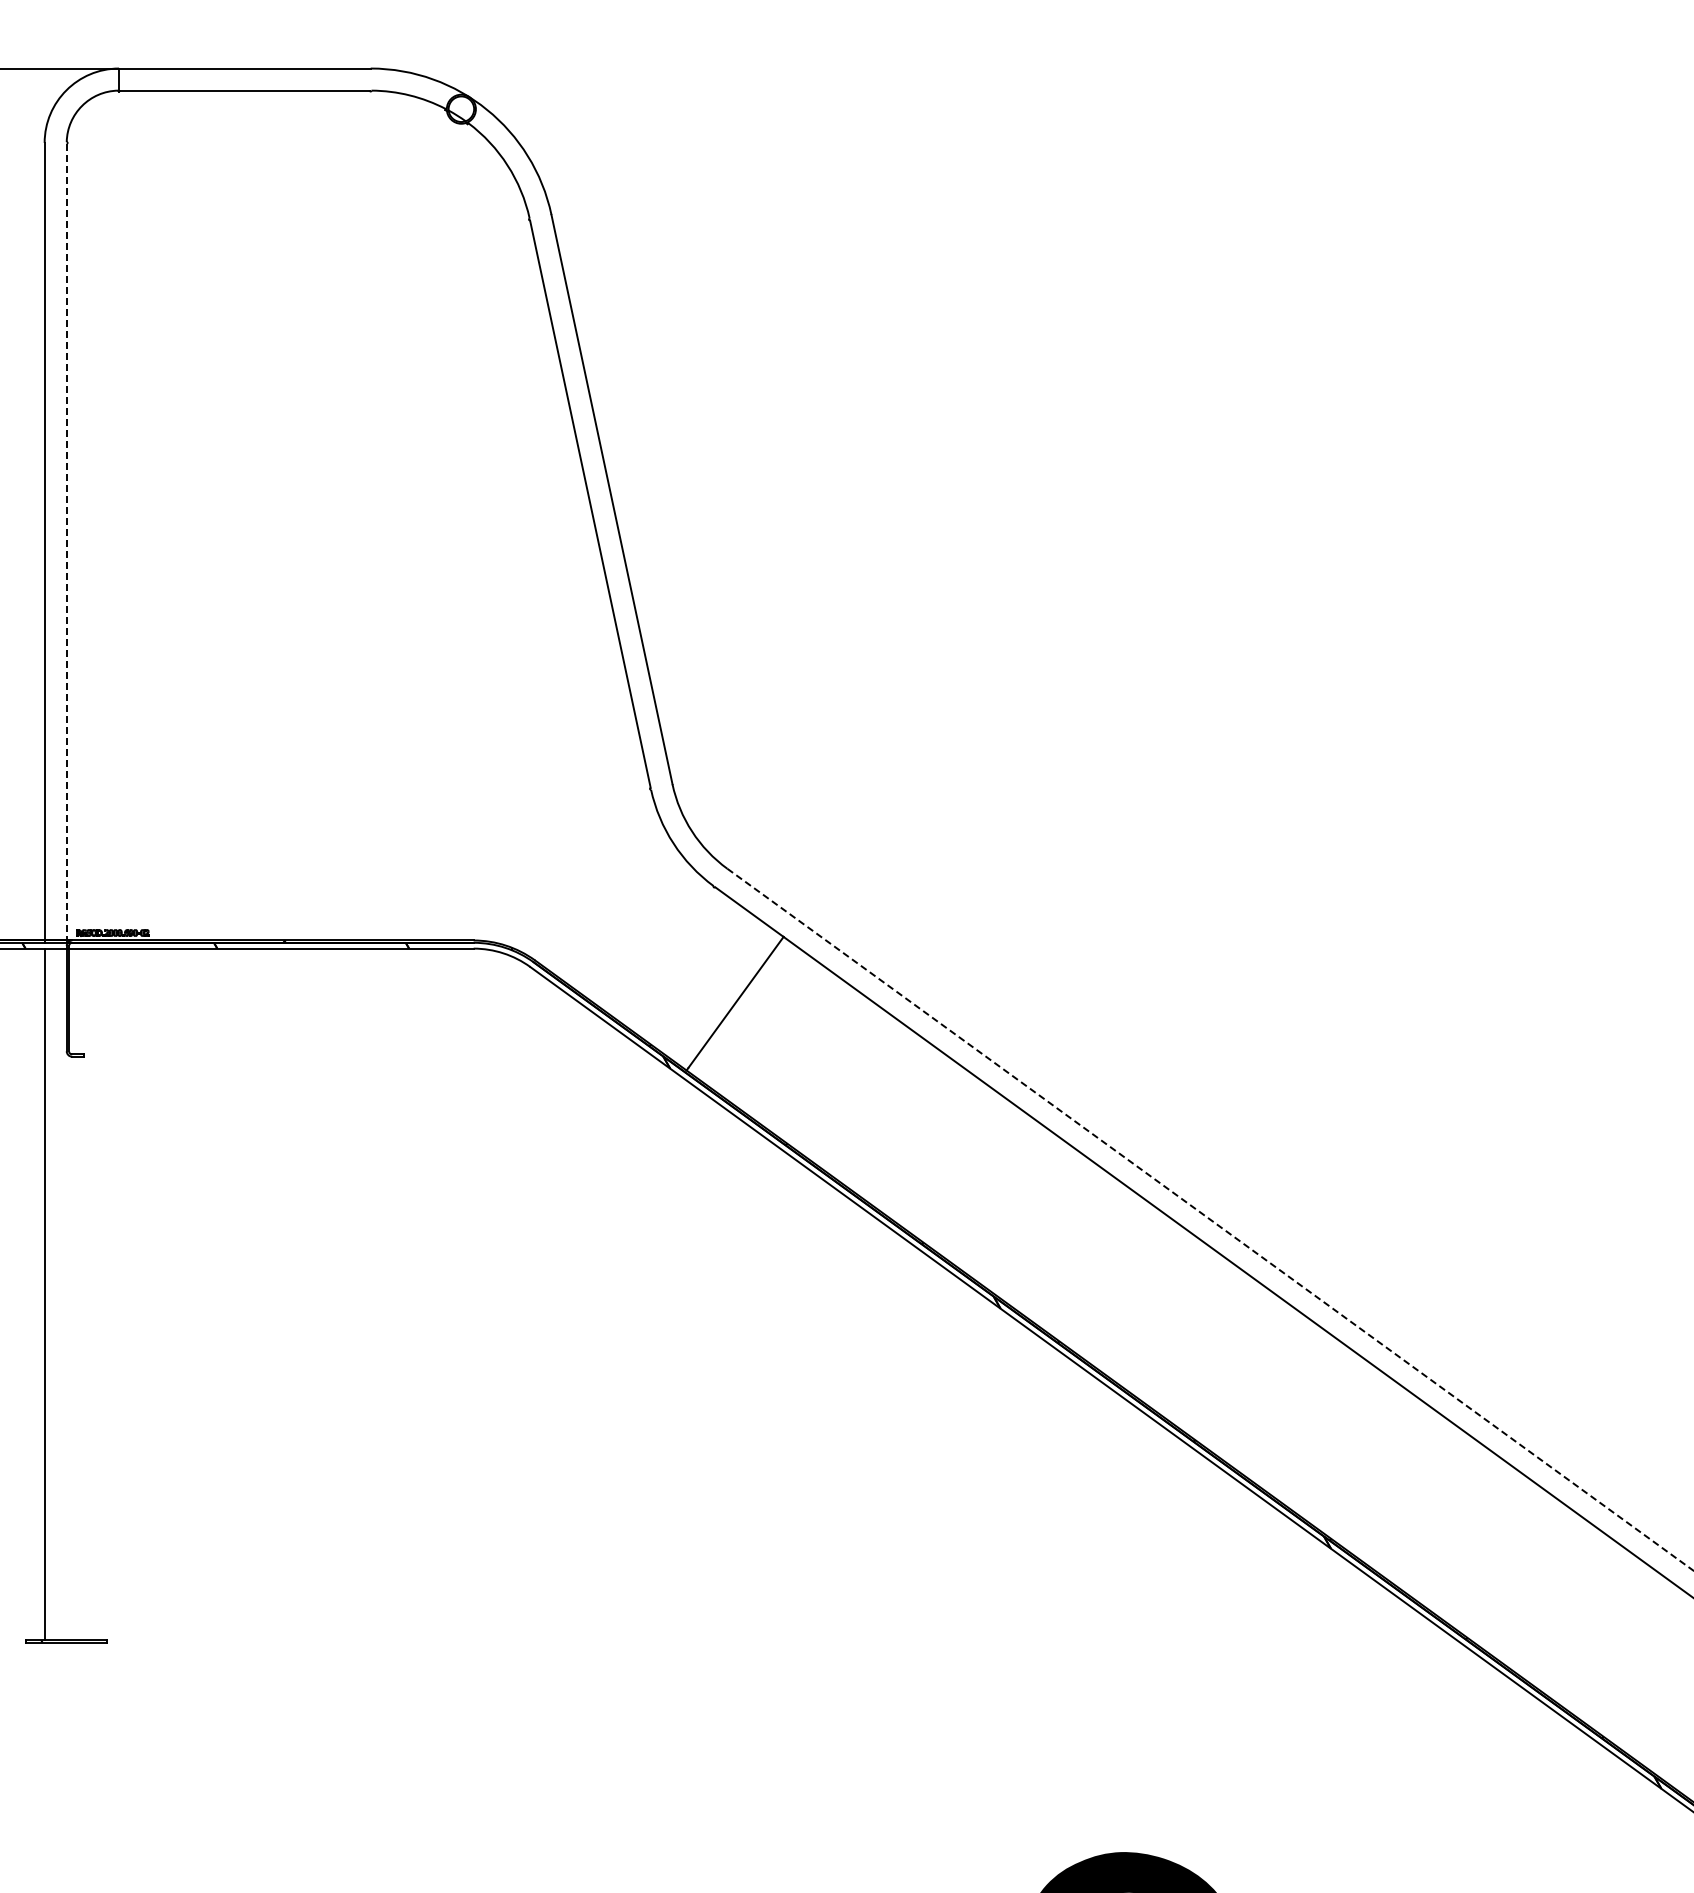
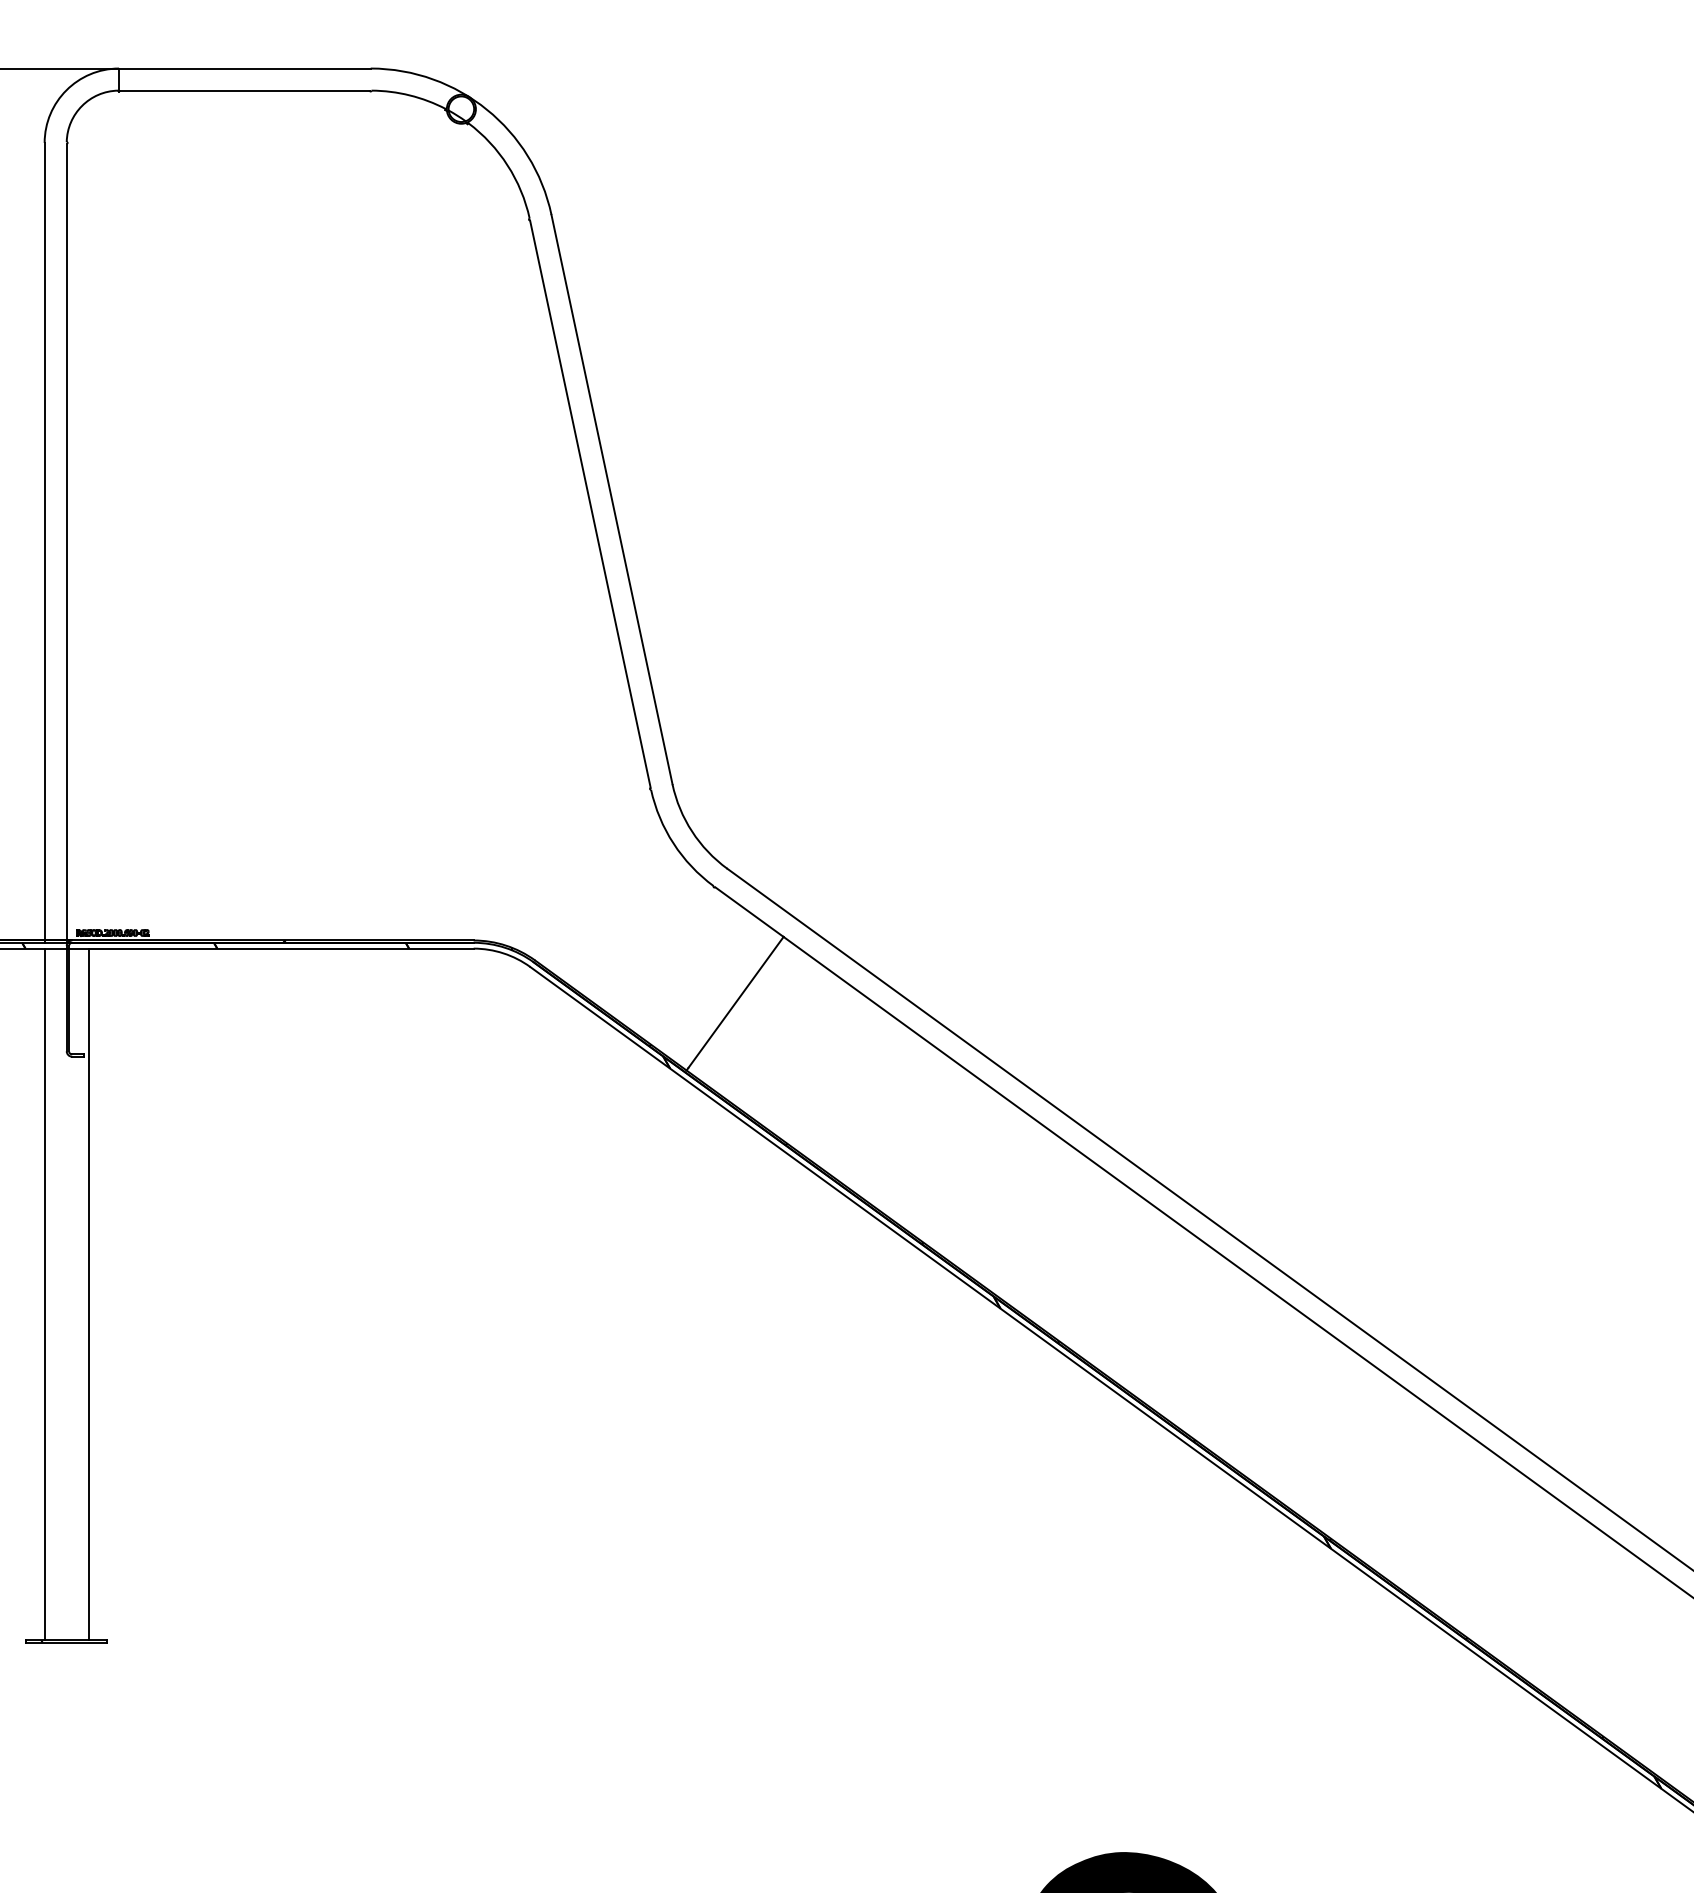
line: dashed -> solid (66, 543)
line: dashed -> solid (1210, 1219)
line: none -> present (88, 1294)
